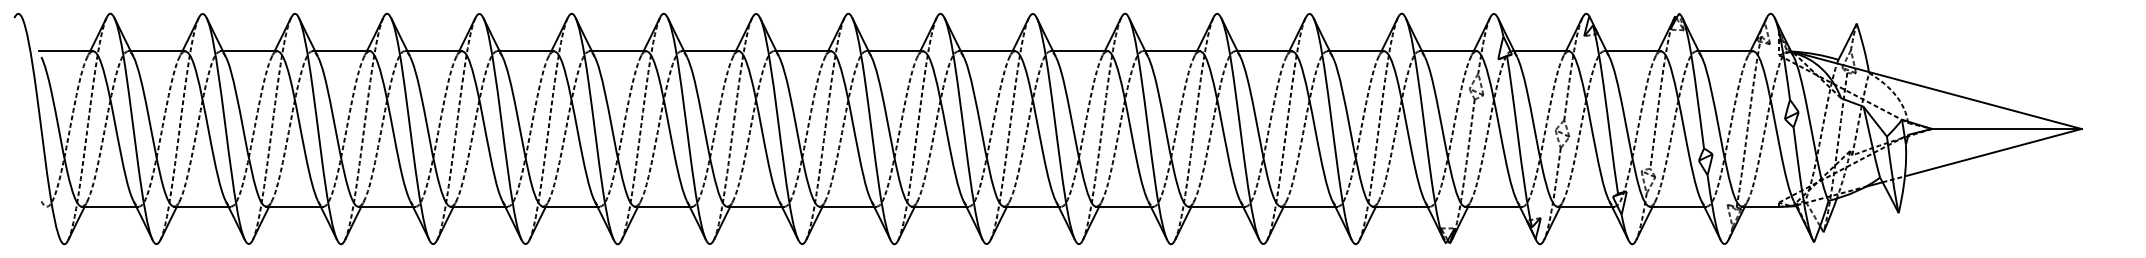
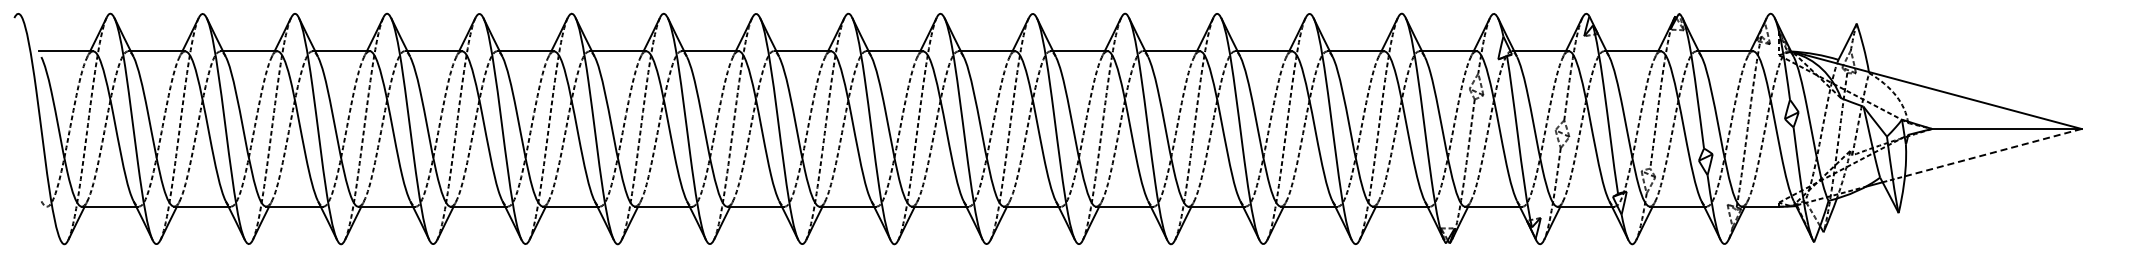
line: solid -> dashed (1993, 152)
